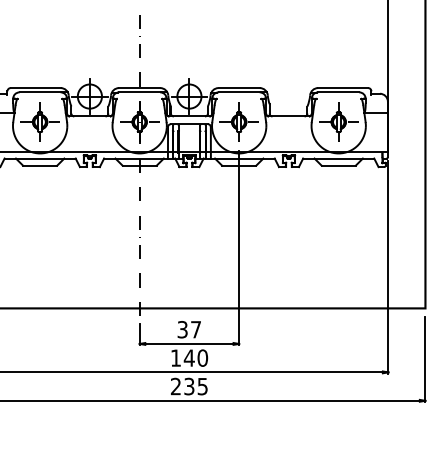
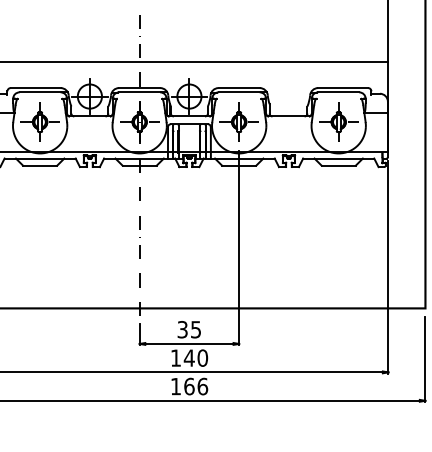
line: none -> present (195, 62)
text: 37 -> 35 (195, 329)
text: 235 -> 166 (189, 386)
